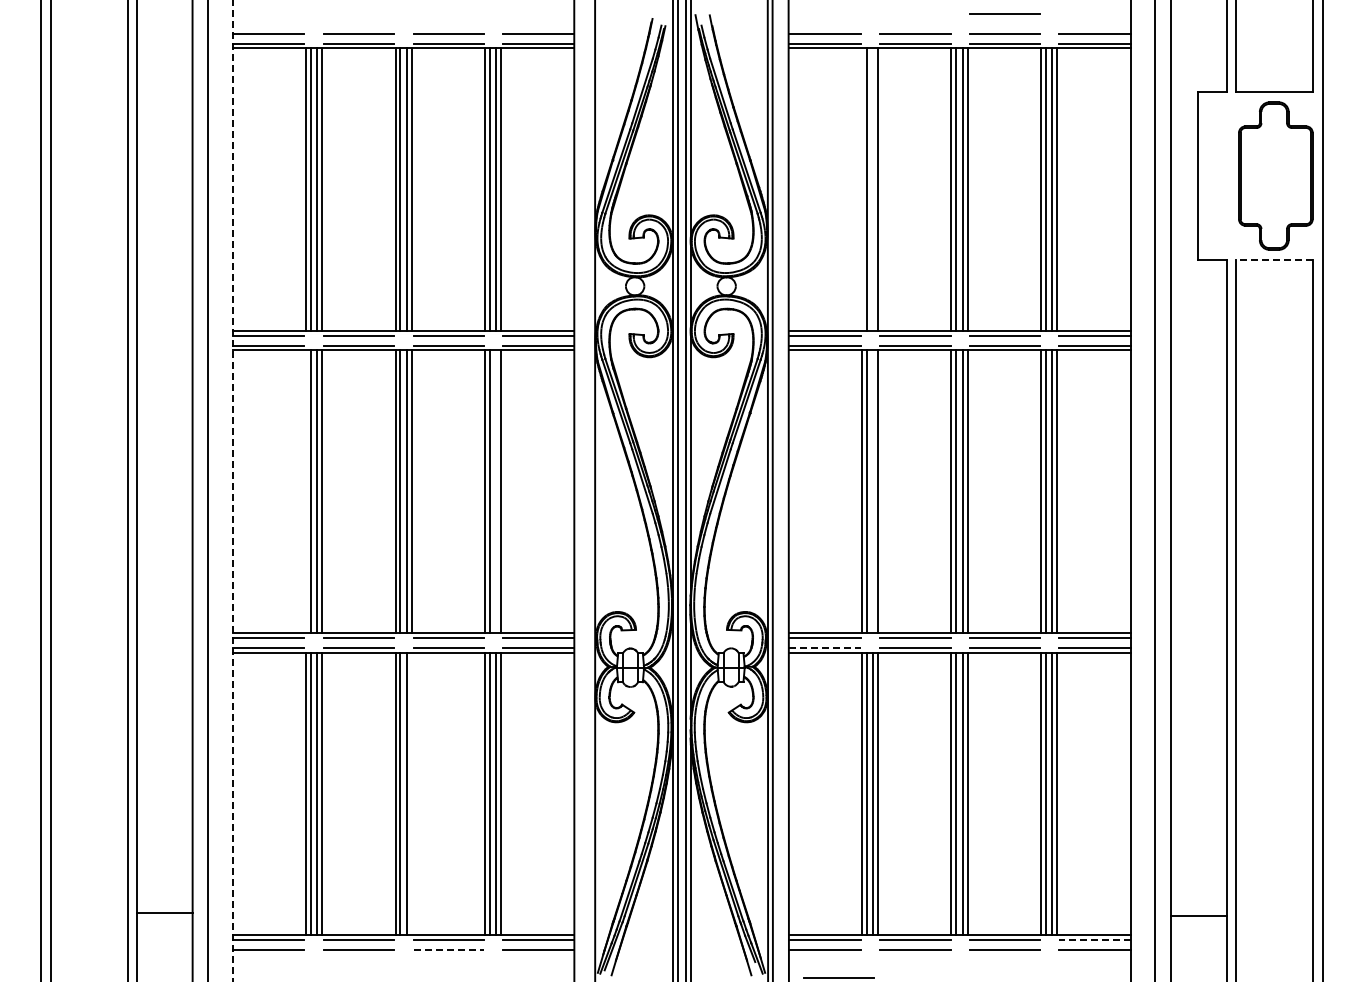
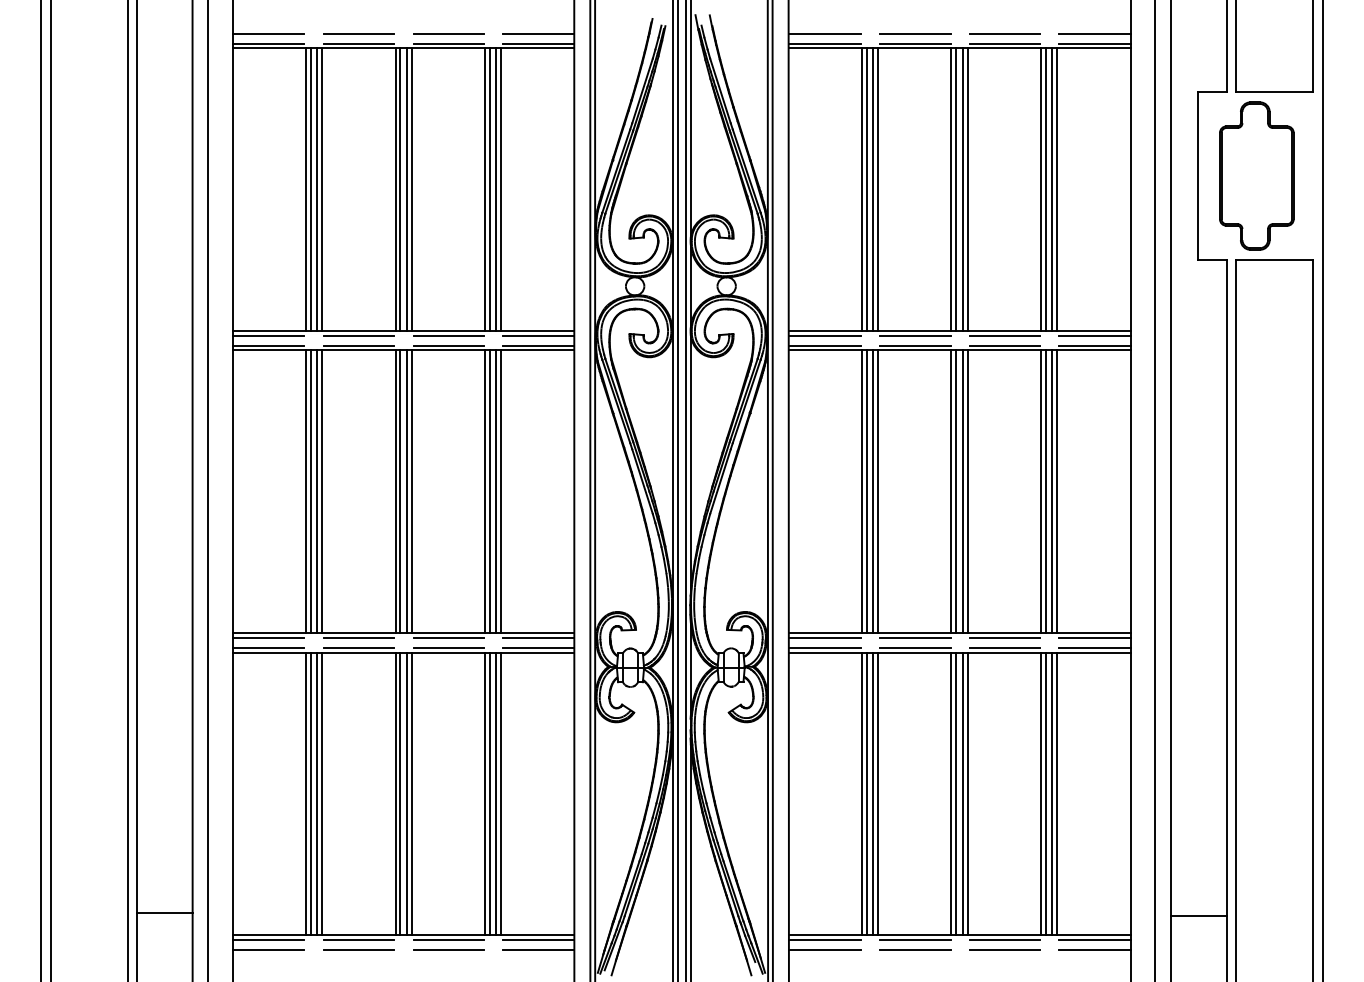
line: present -> none (1004, 13)
part position: (1275, 175) -> (1256, 175) (1256, 175)
line: none -> present (862, 189)
line: none -> present (873, 189)
line: dashed -> solid (1273, 260)
line: none -> present (590, 490)
line: dashed -> solid (233, 491)
line: none -> present (306, 491)
line: none -> present (496, 491)
line: none -> present (873, 491)
line: dashed -> solid (824, 647)
line: none -> present (411, 793)
line: dashed -> solid (1095, 940)
line: dashed -> solid (449, 949)
line: present -> none (838, 977)
